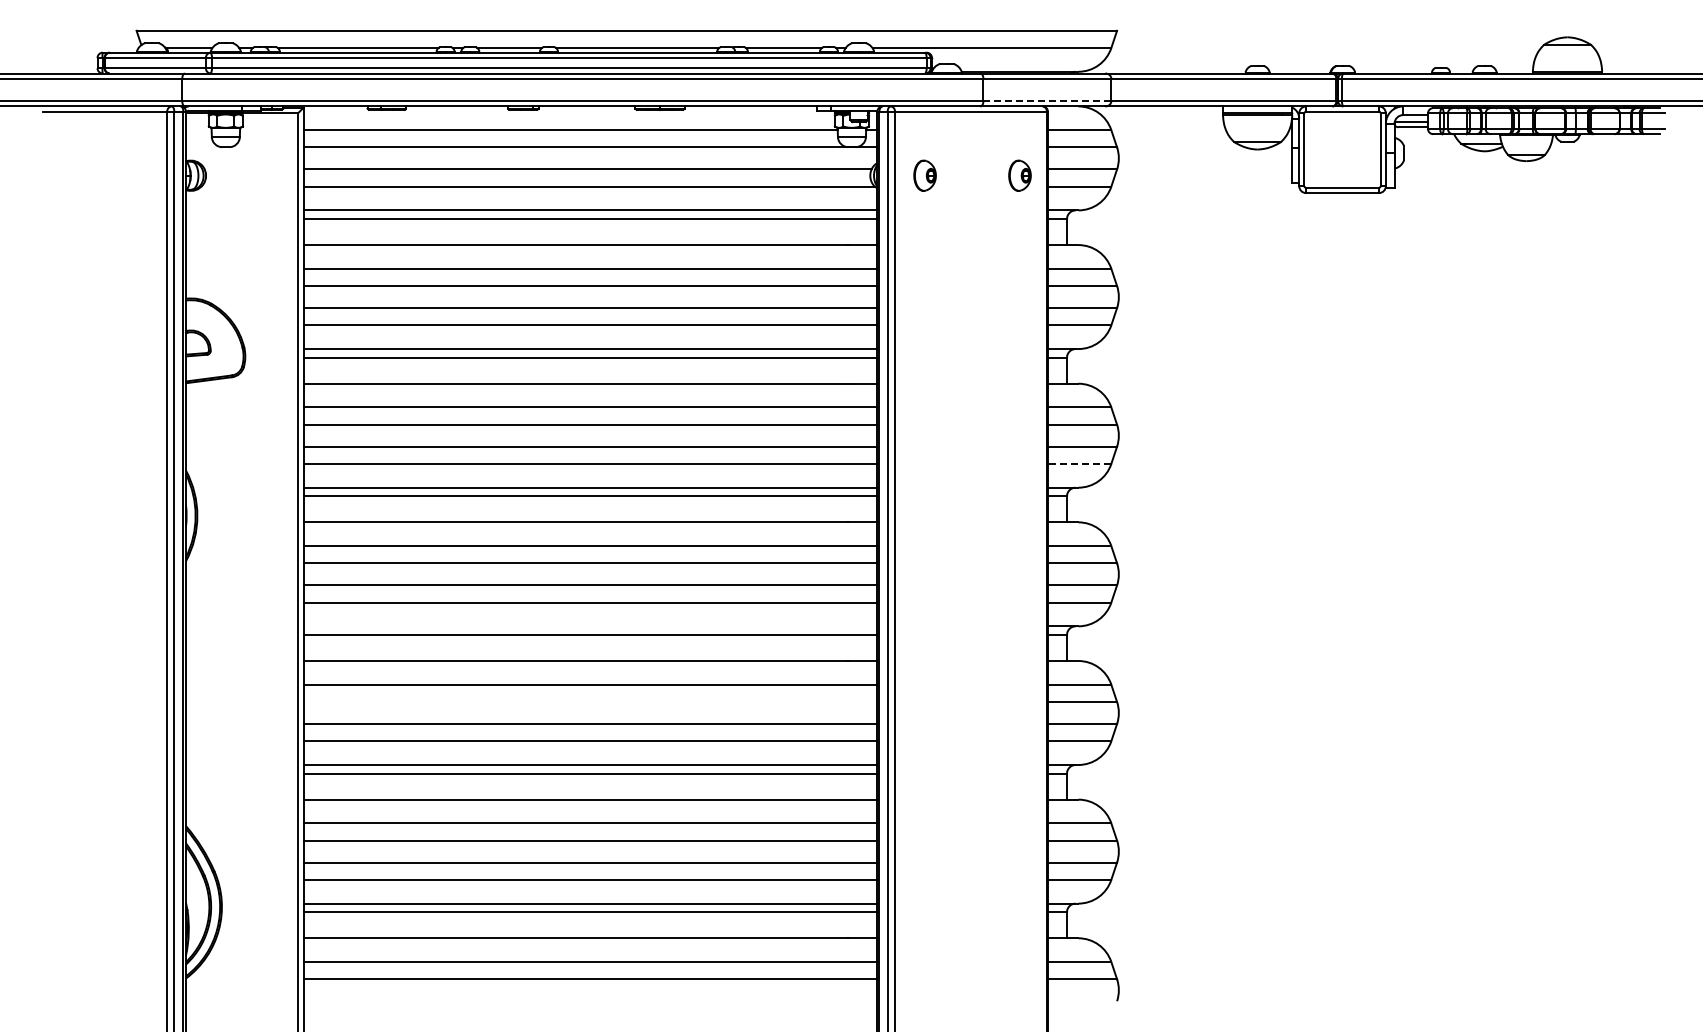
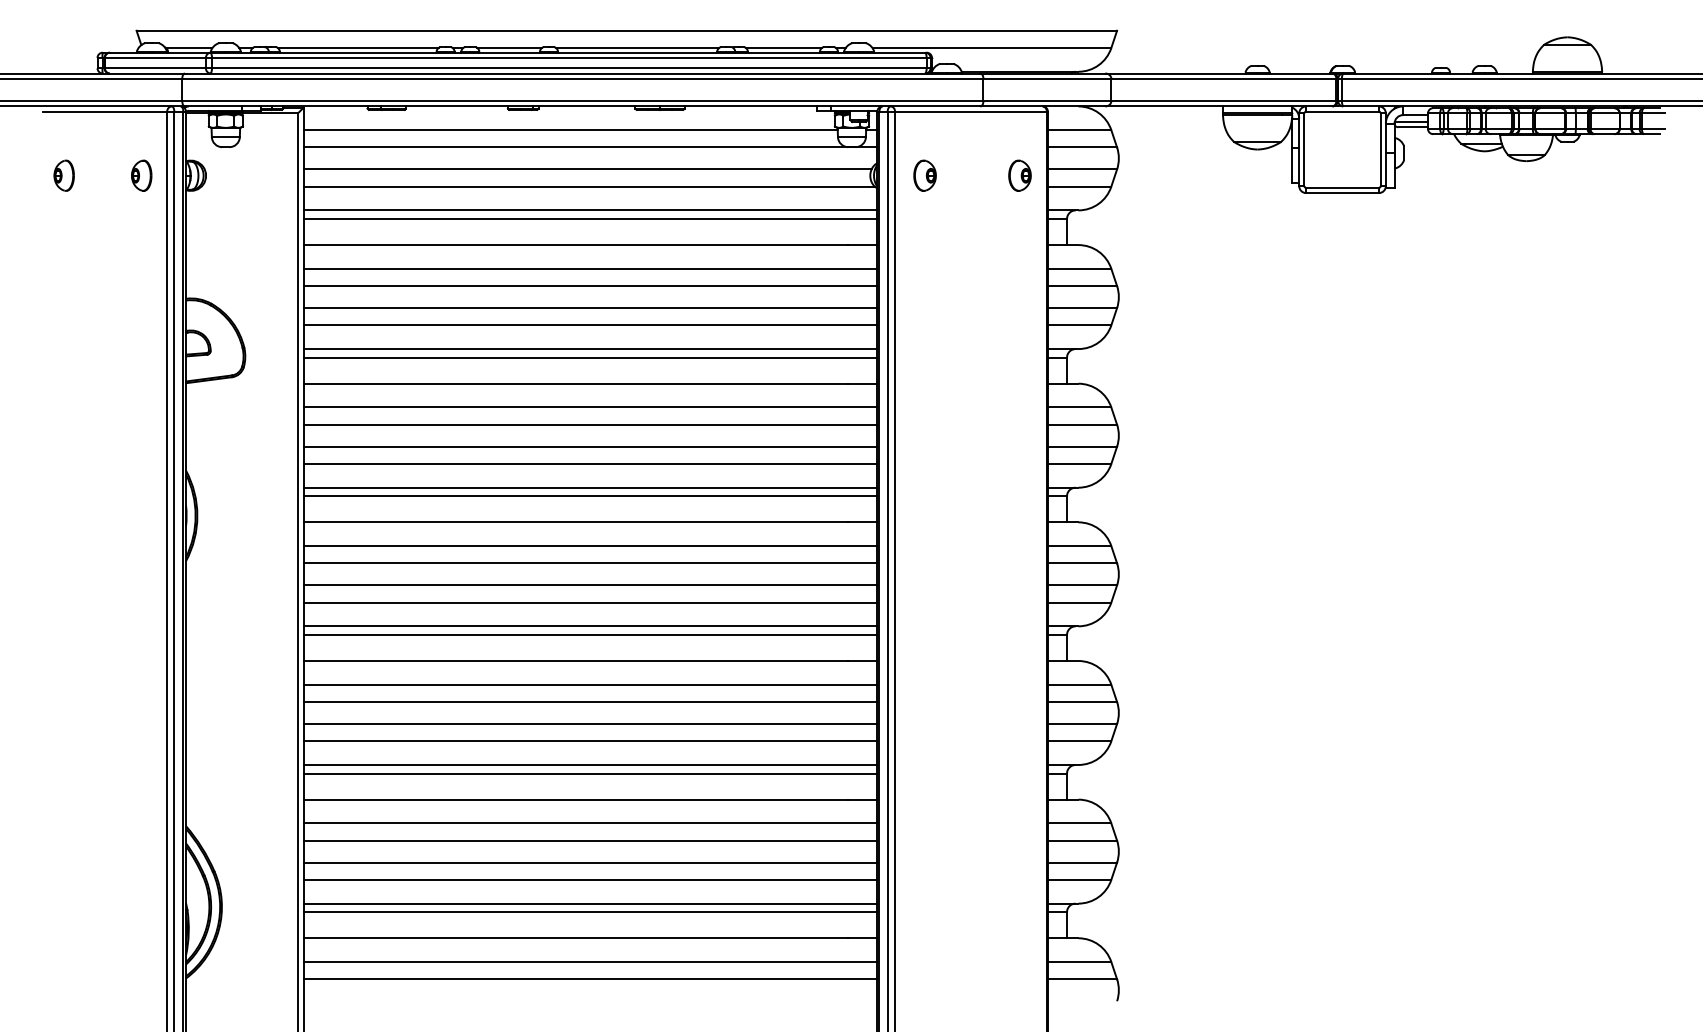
line: dashed -> solid (1047, 101)
part: none -> present (63, 175)
part: none -> present (141, 175)
line: dashed -> solid (1079, 464)
line: none -> present (590, 626)
line: none -> present (590, 702)
